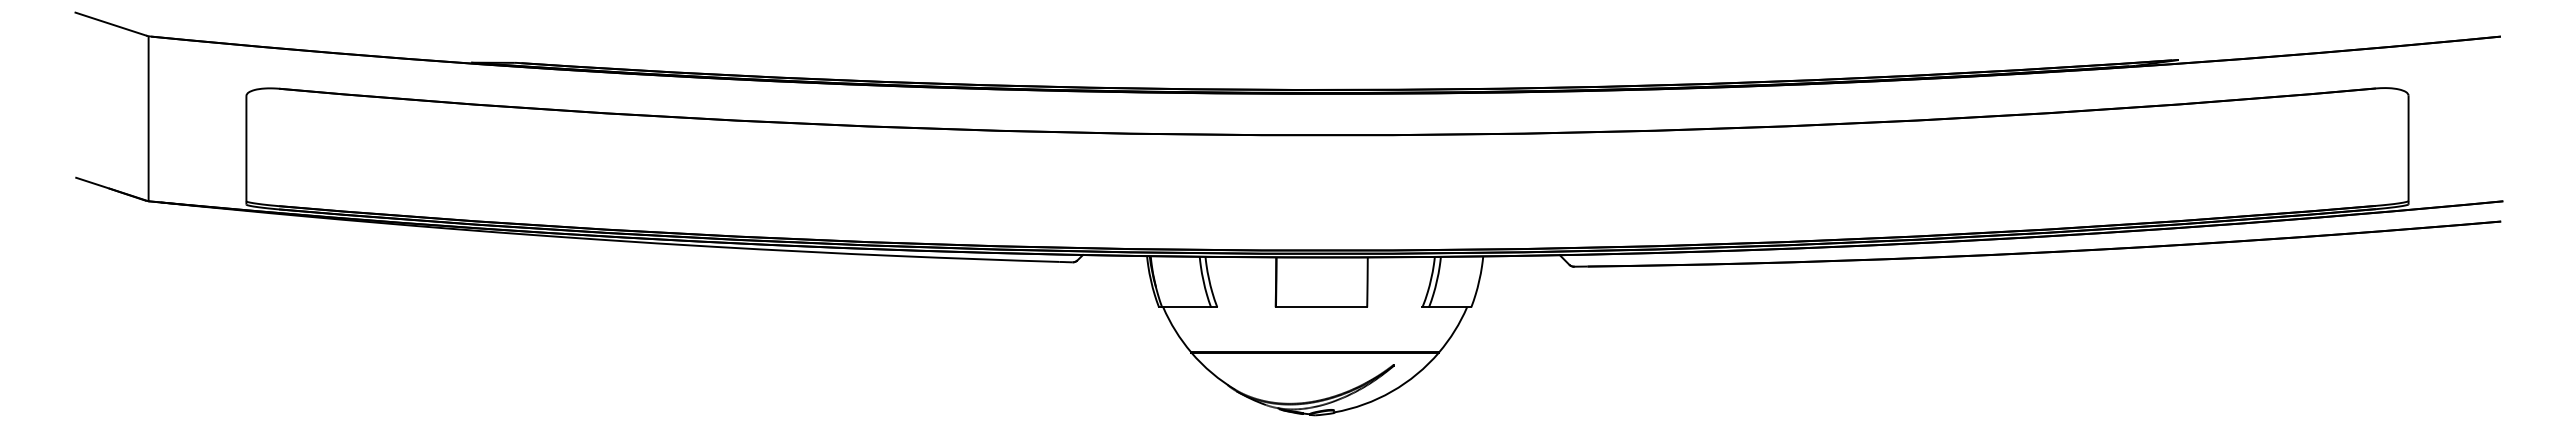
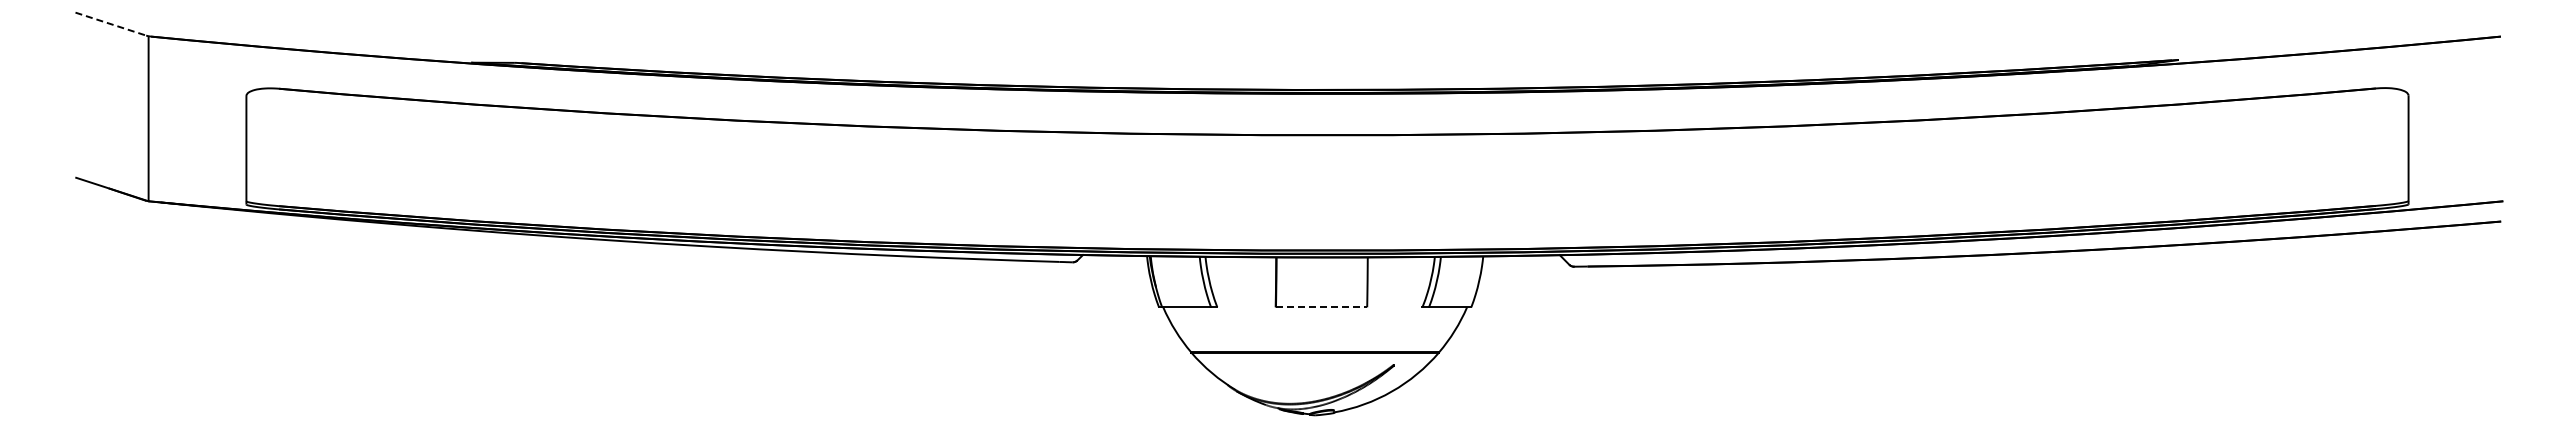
line: solid -> dashed (111, 24)
line: solid -> dashed (1321, 307)
